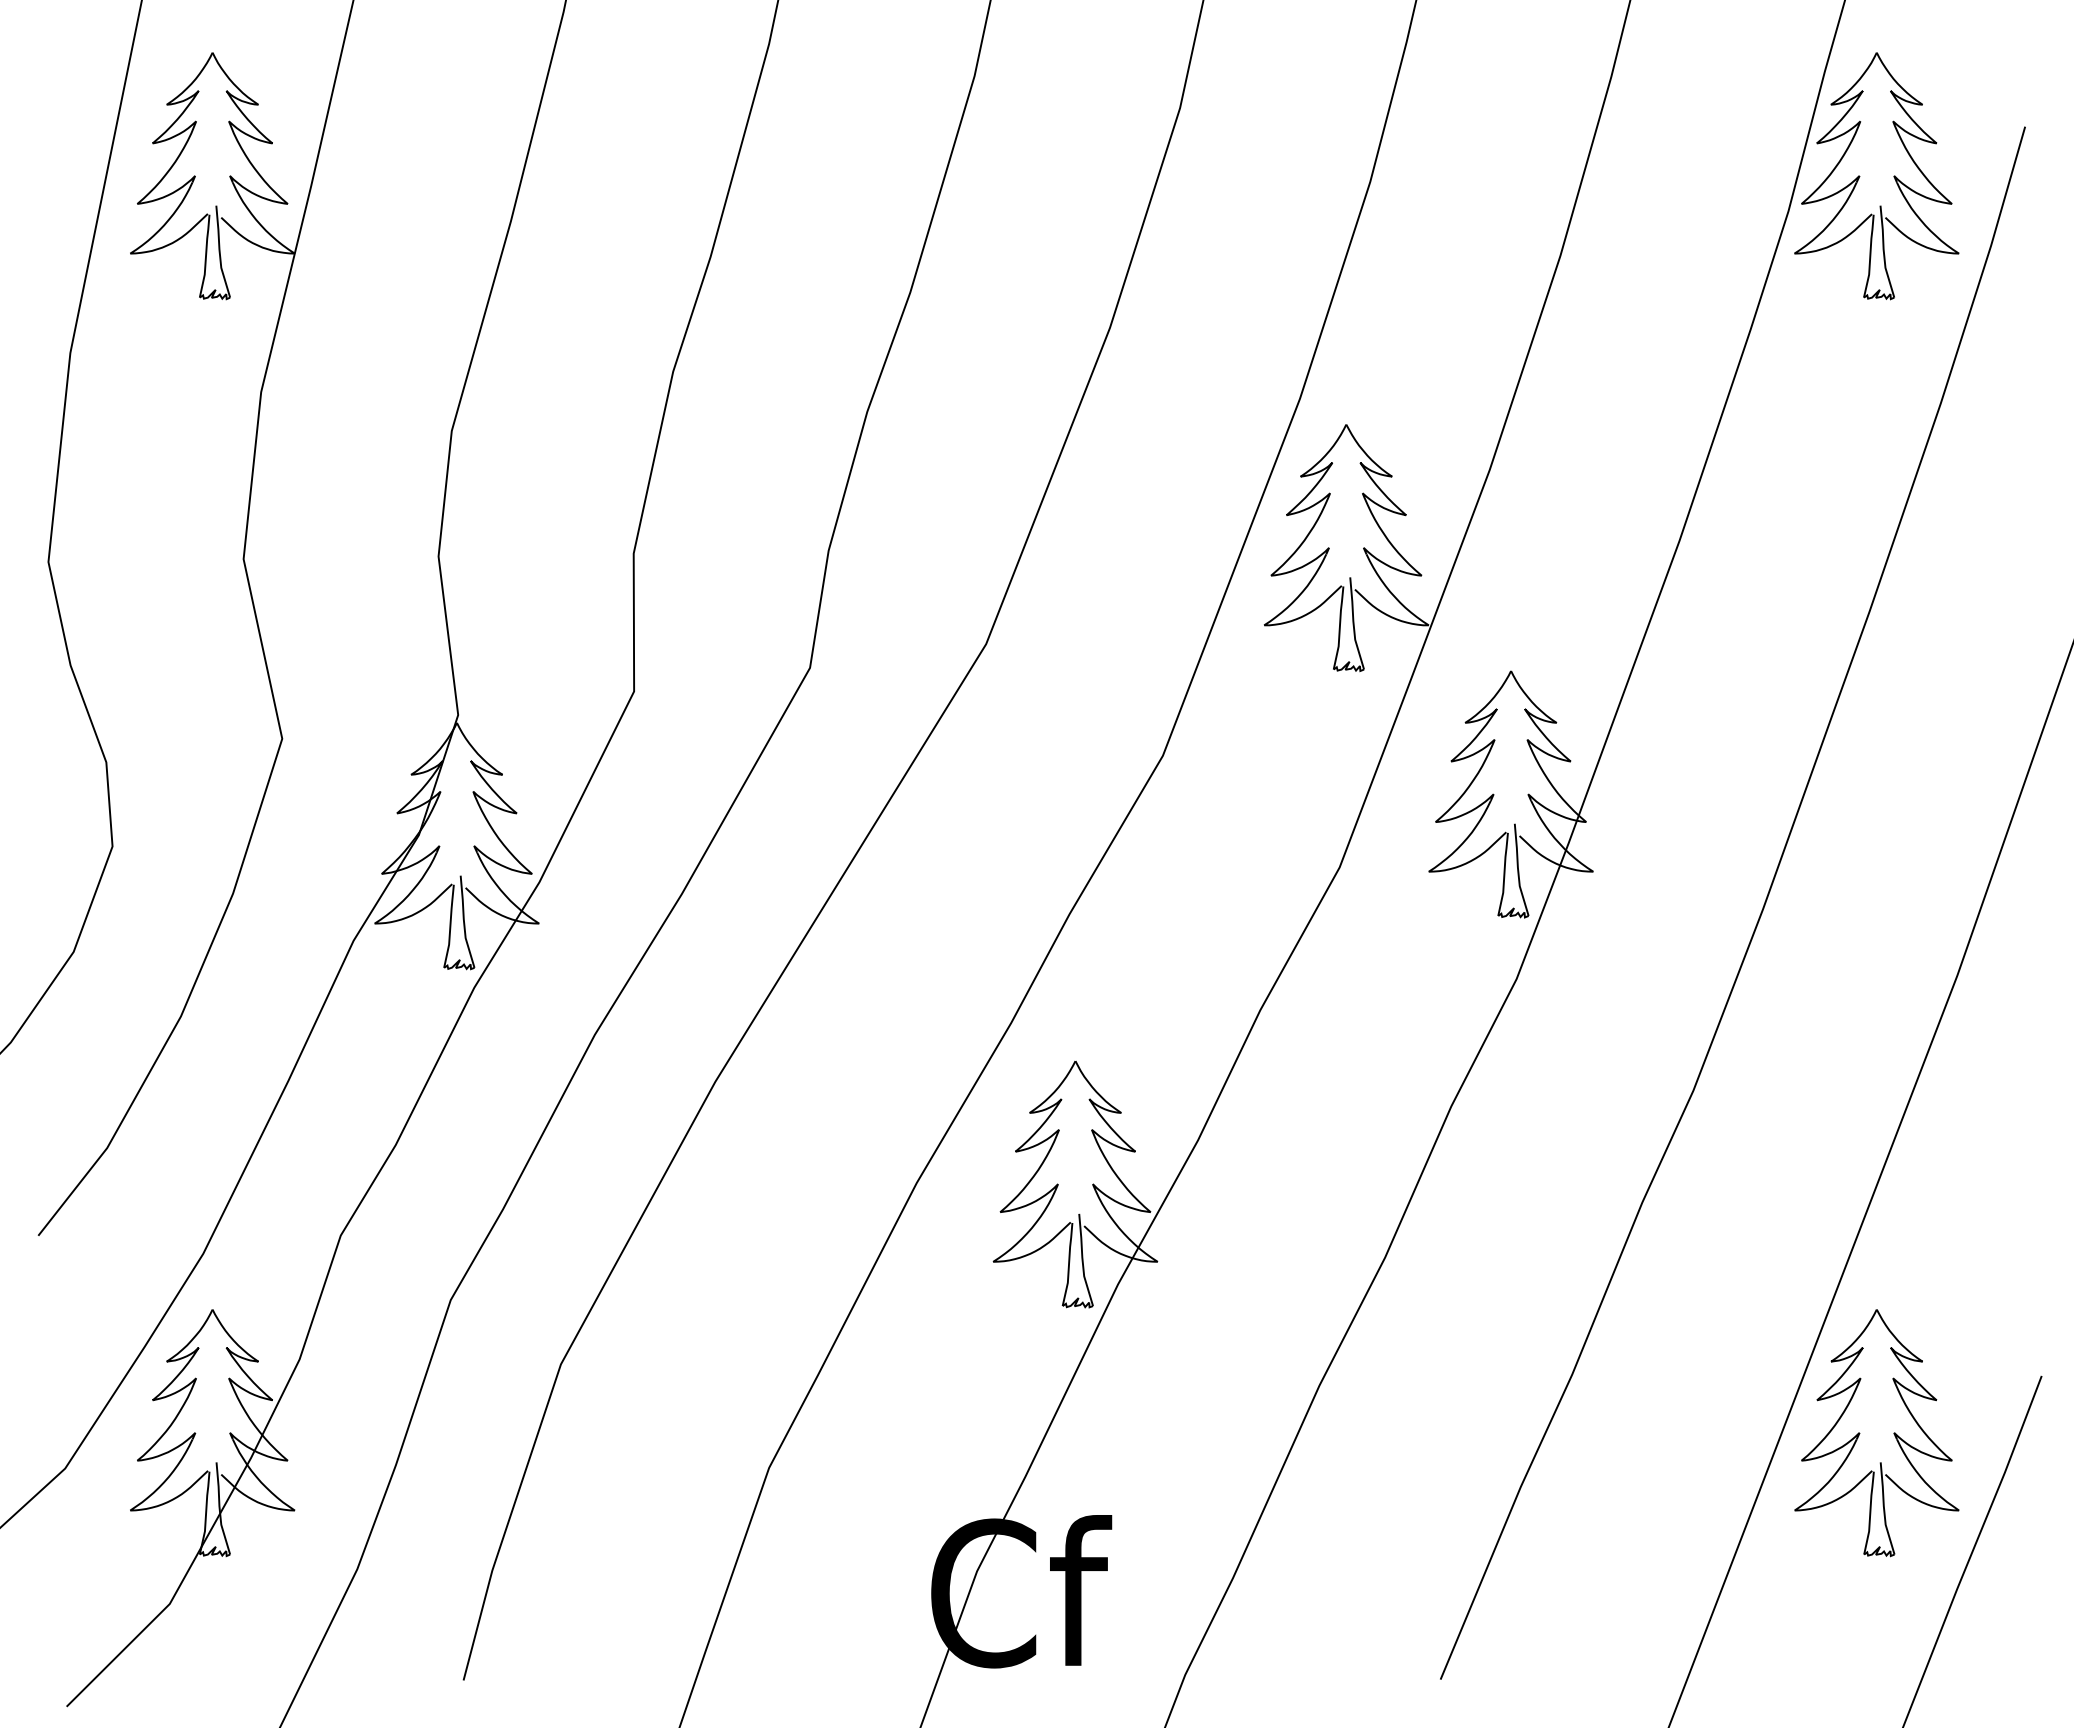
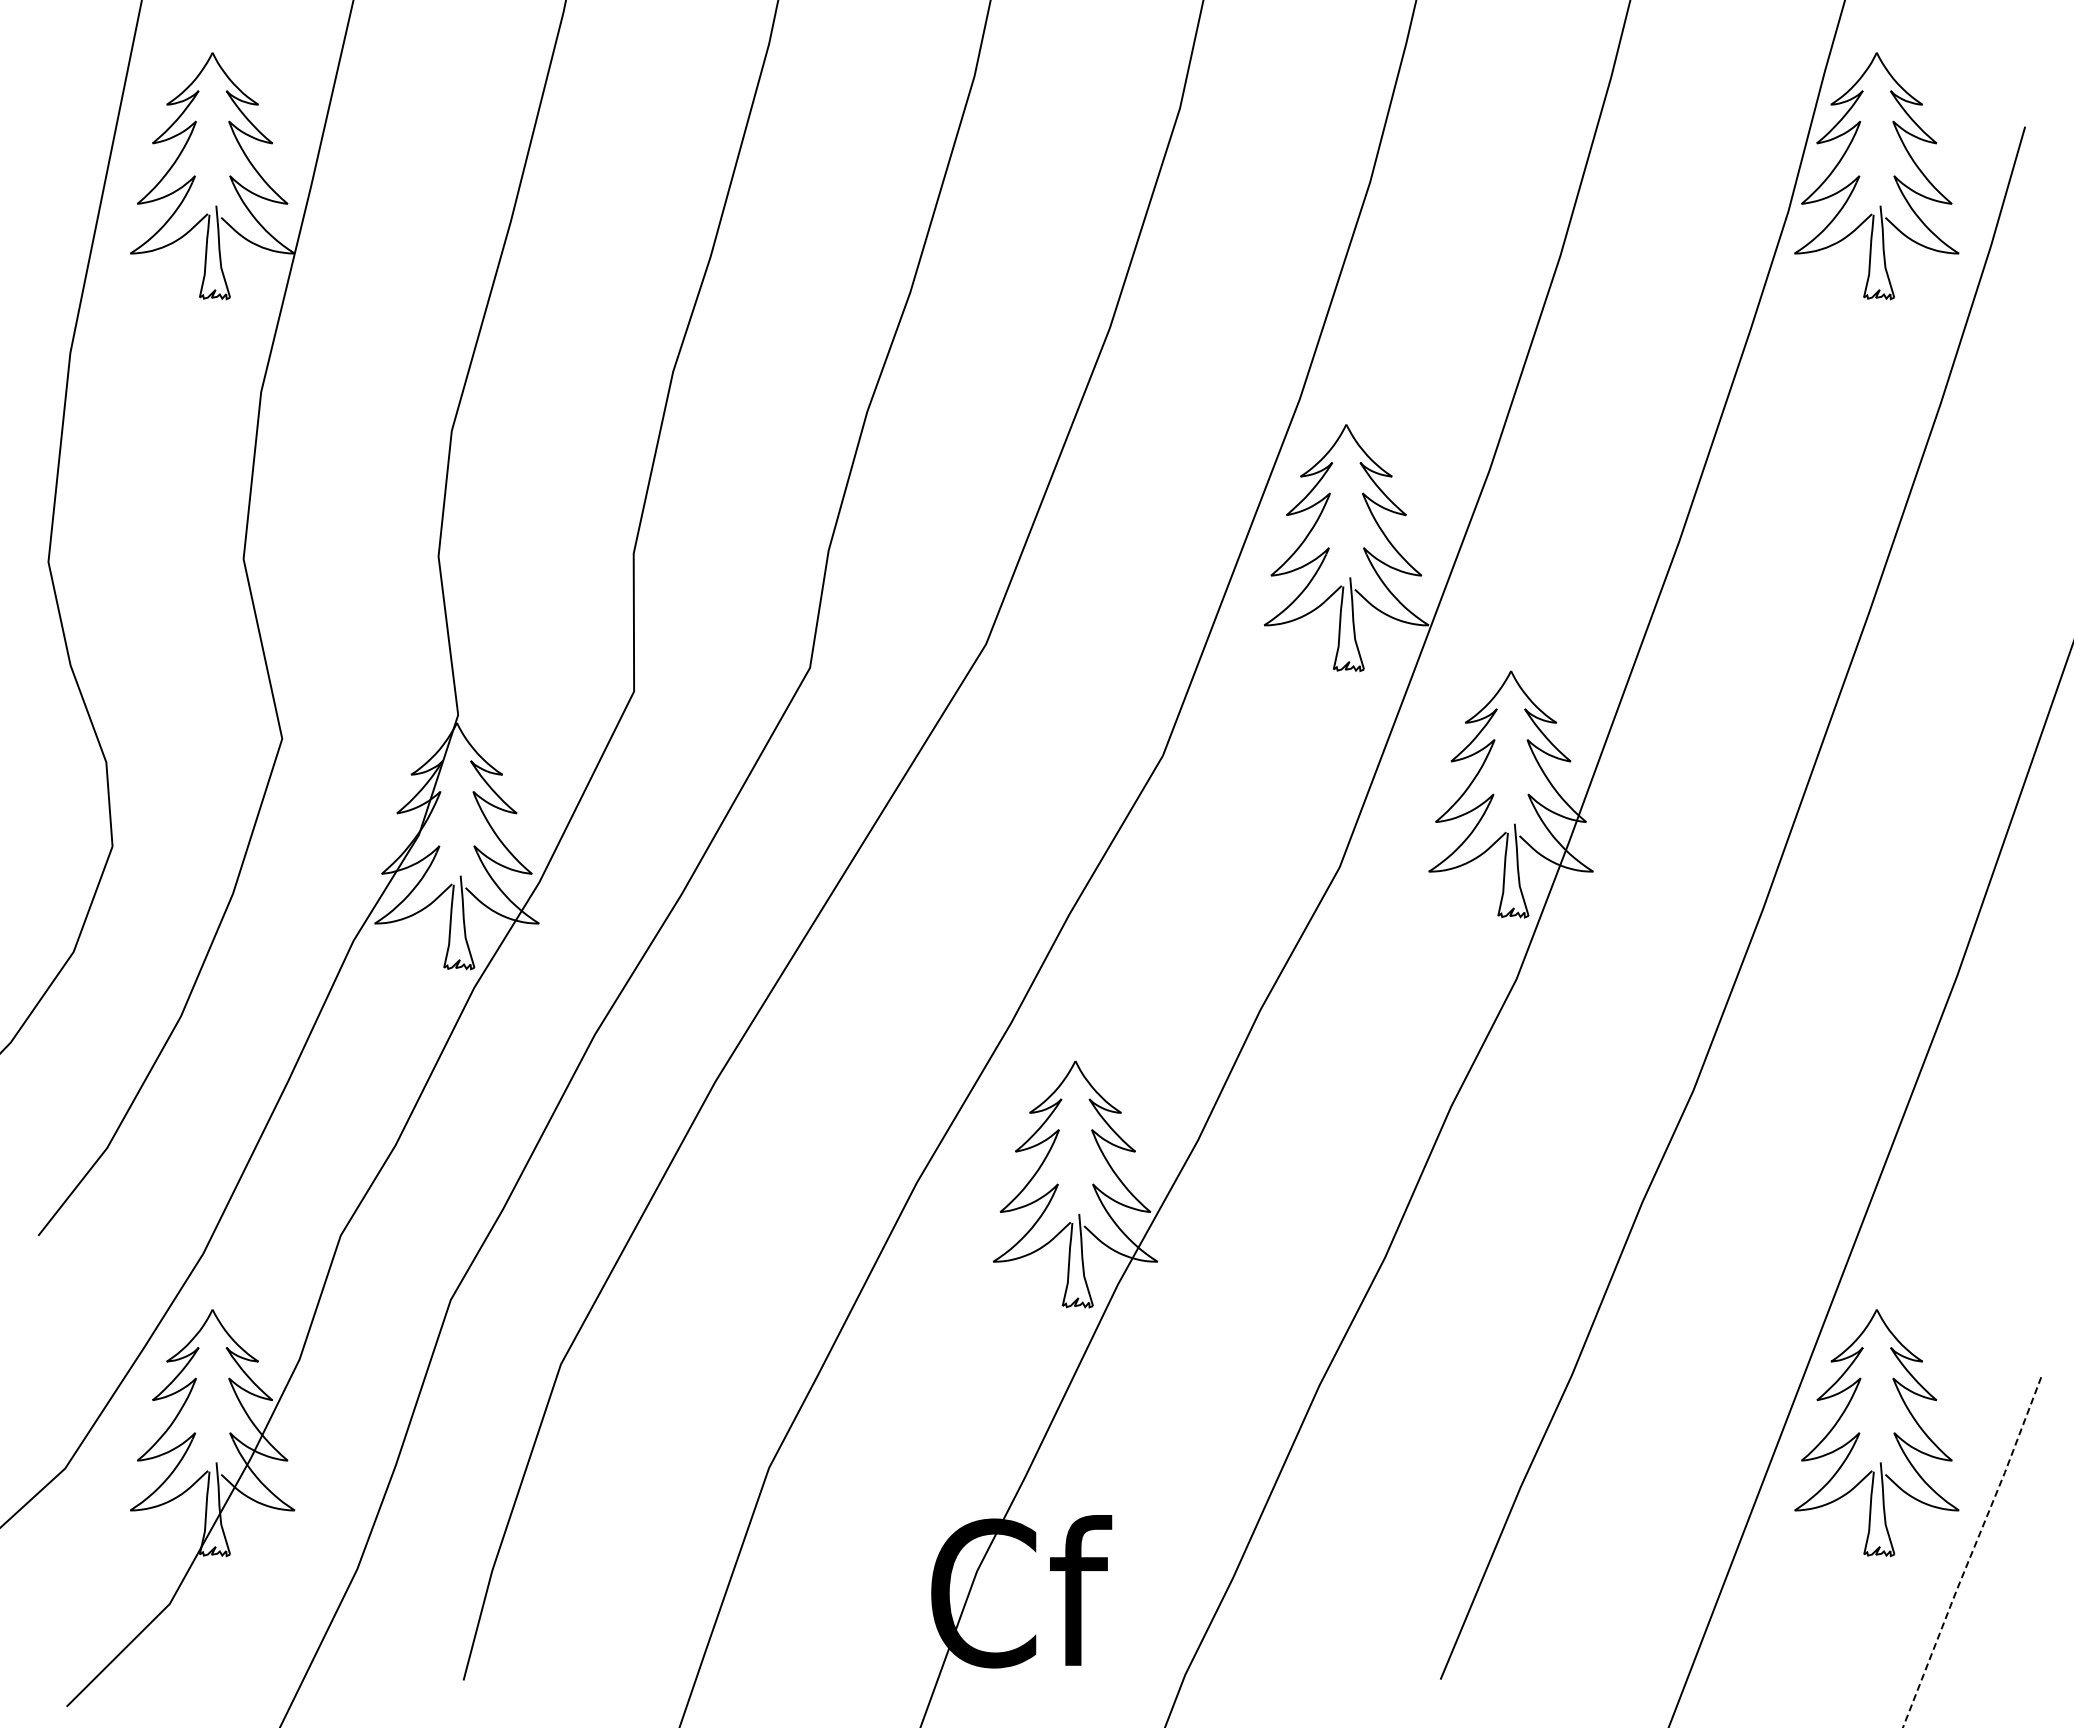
line: solid -> dashed (1972, 1551)
